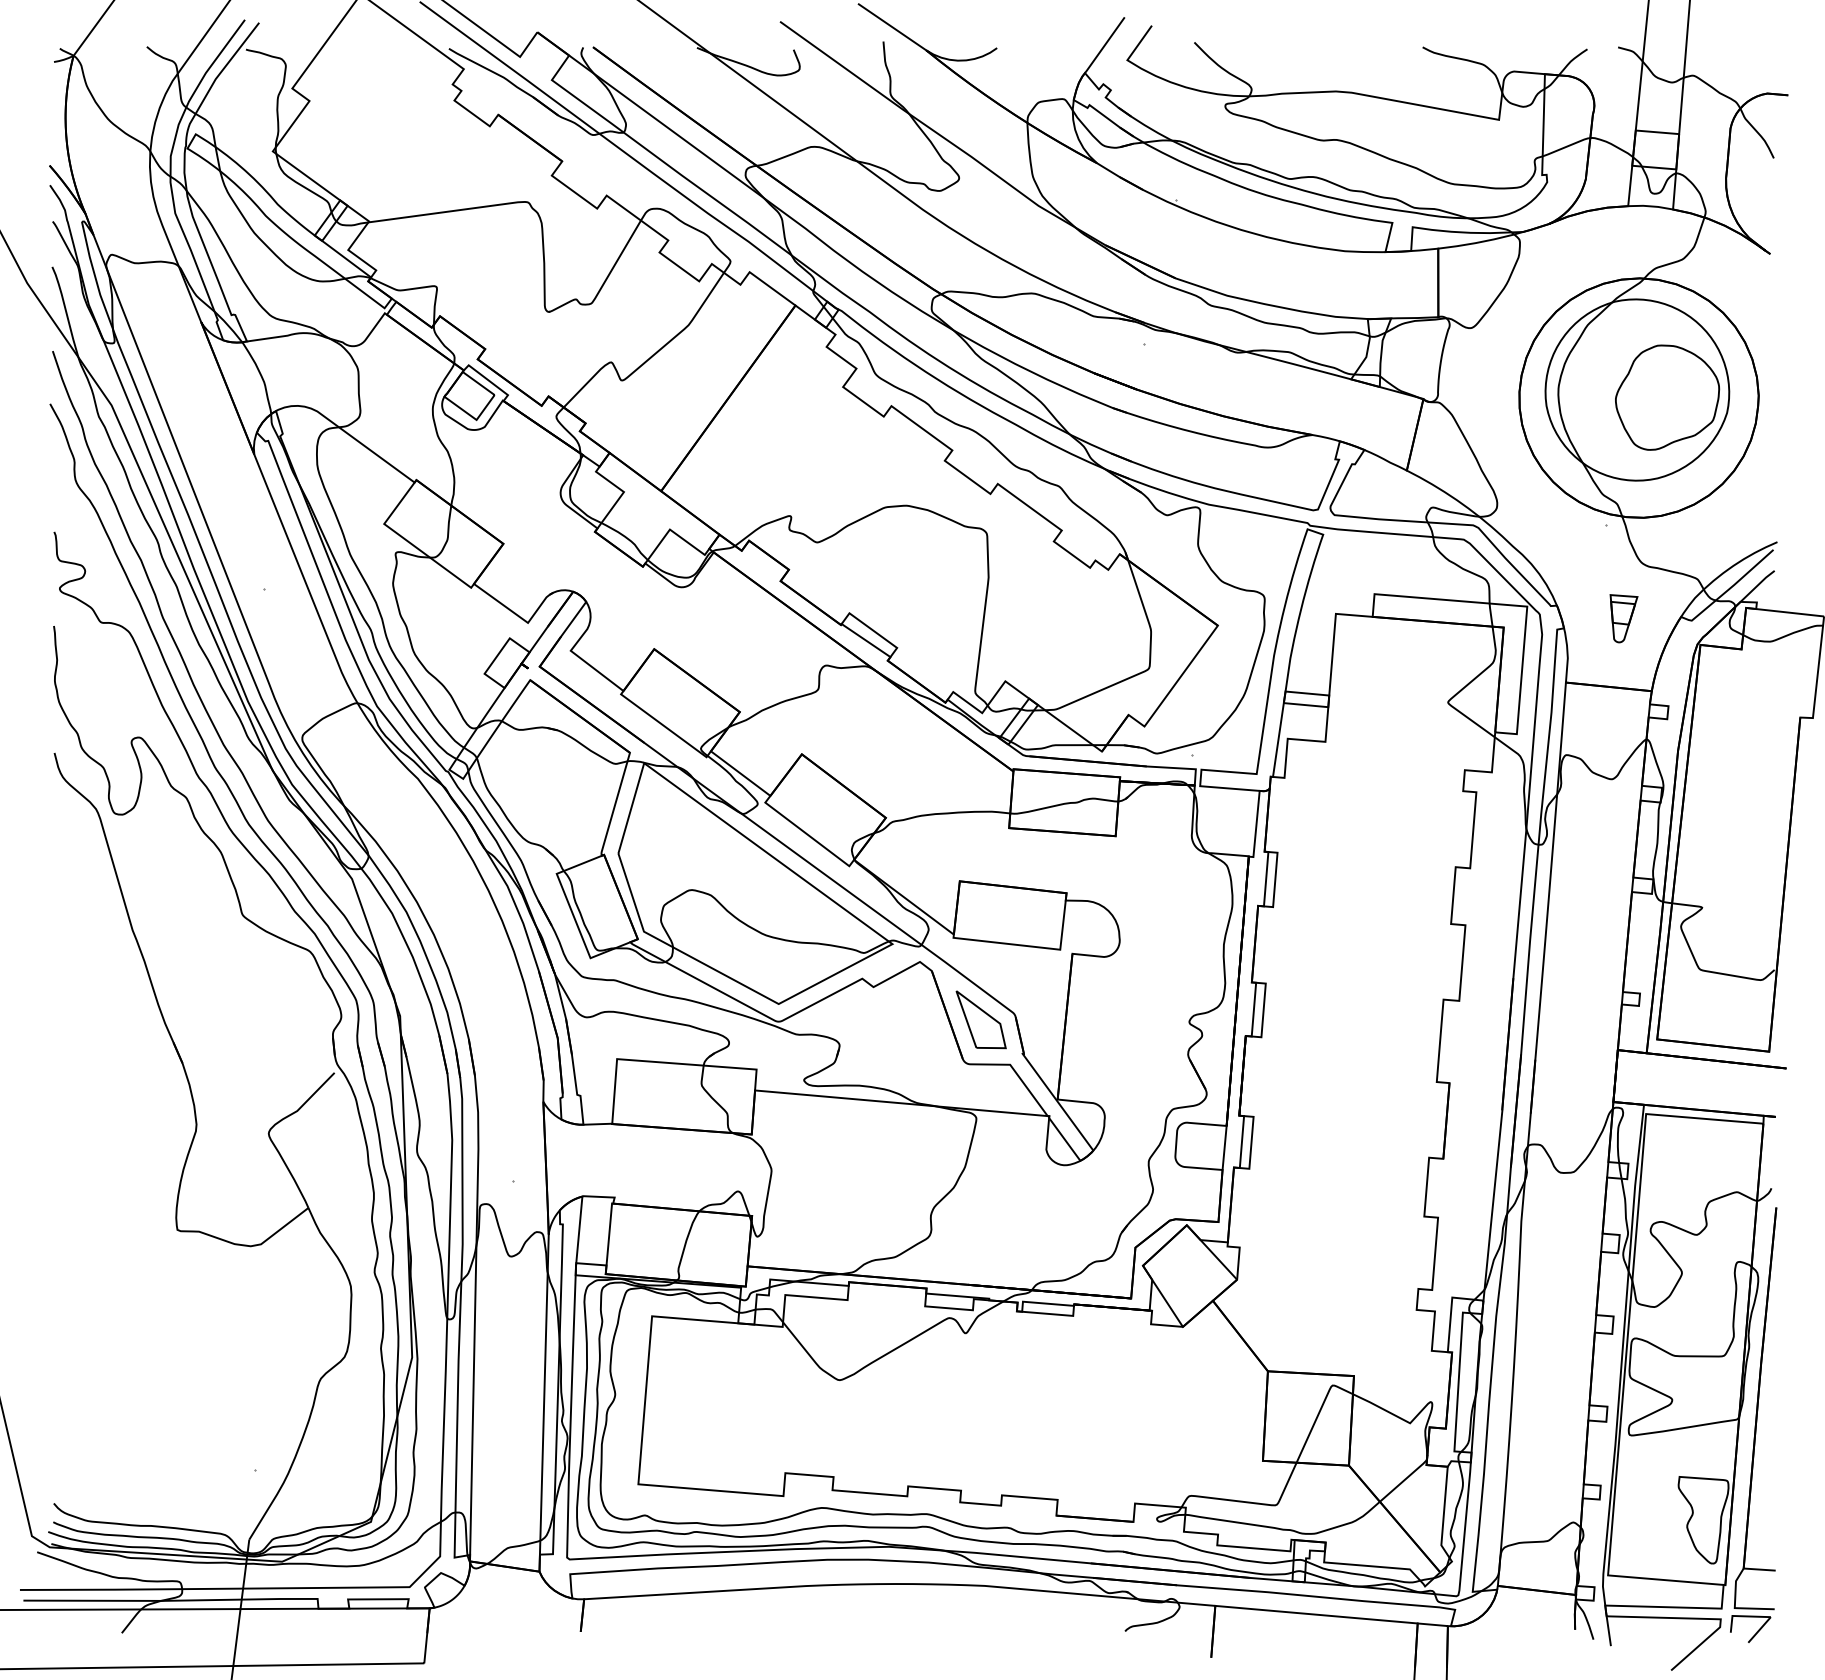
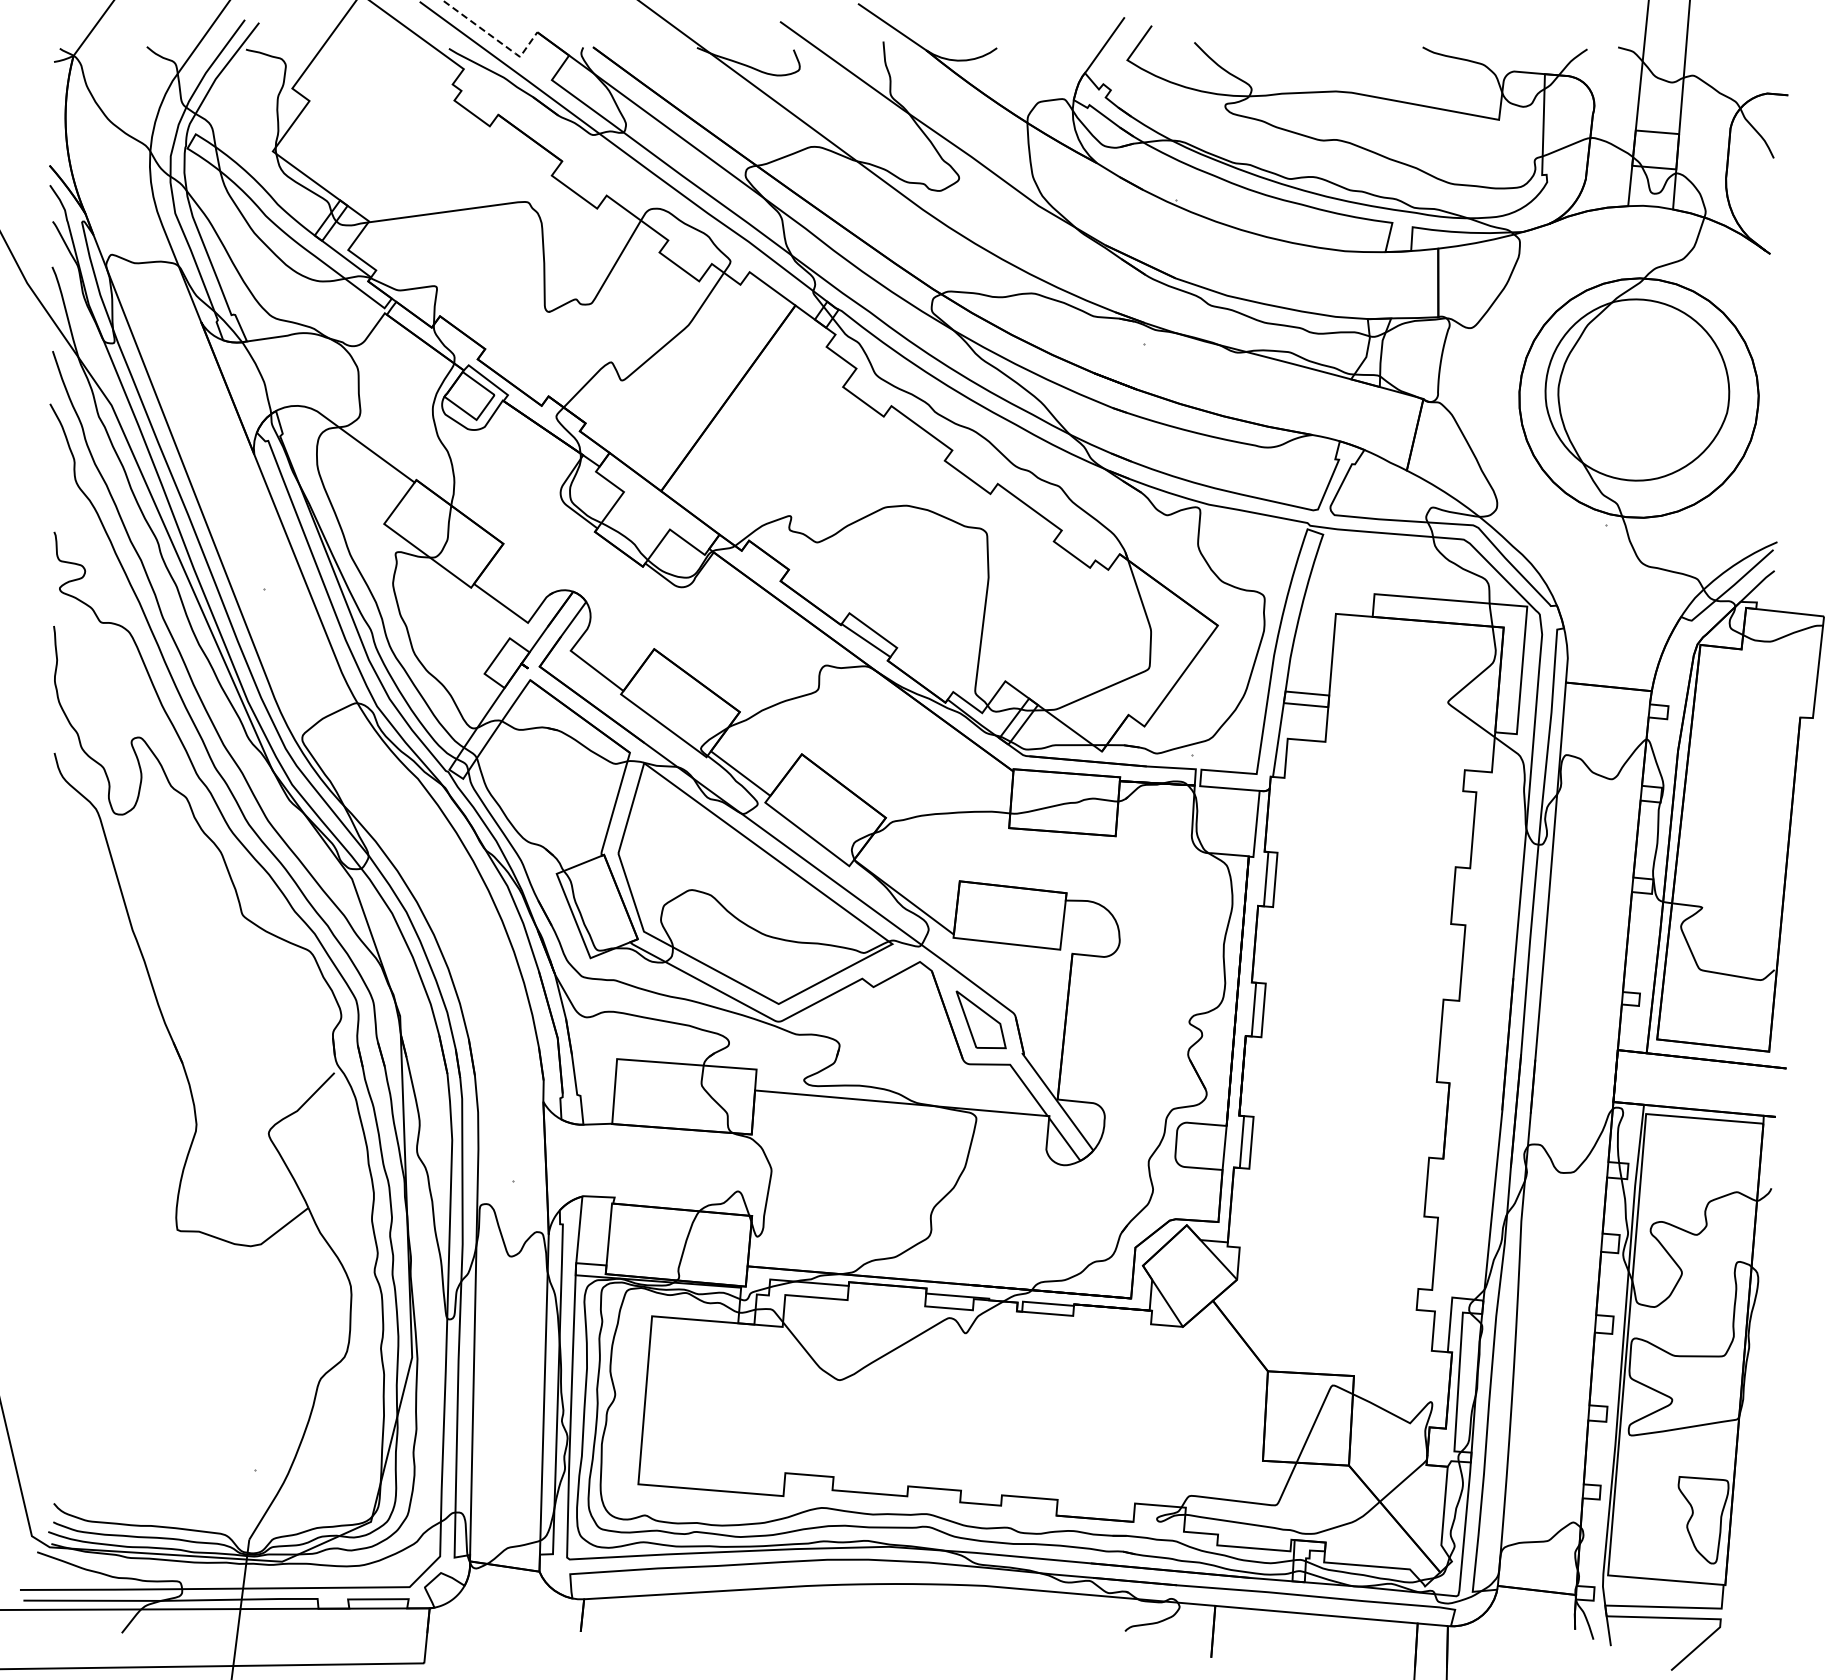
line: solid -> dashed (495, 38)
part: present -> none (1667, 397)
part: present -> none (1623, 618)
part: present -> none (1753, 1424)
